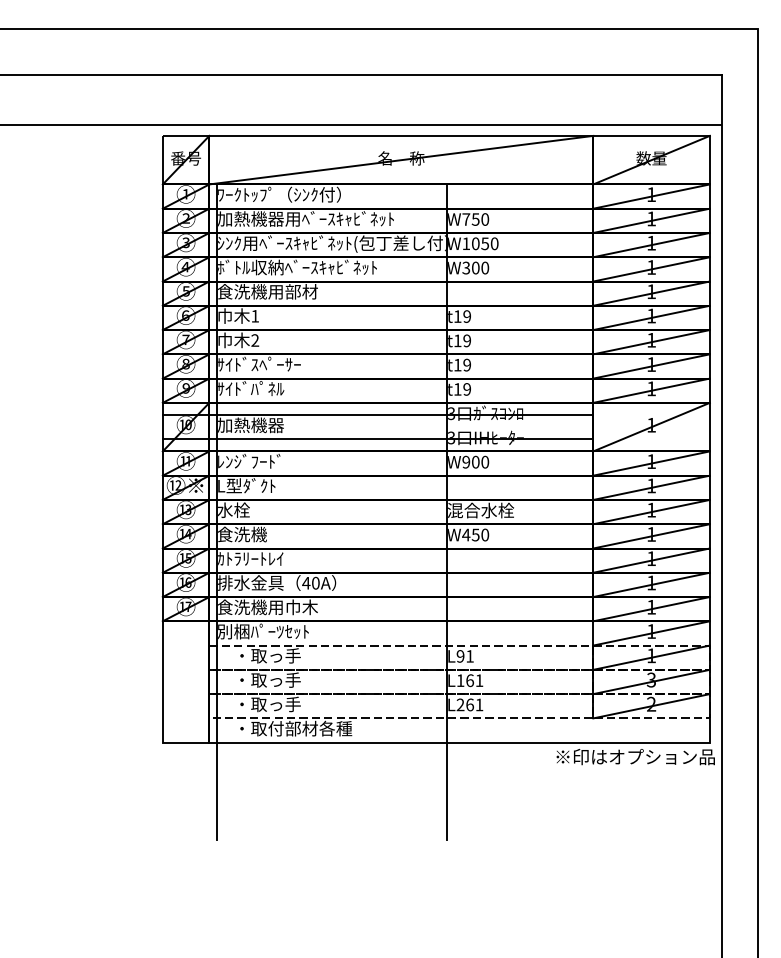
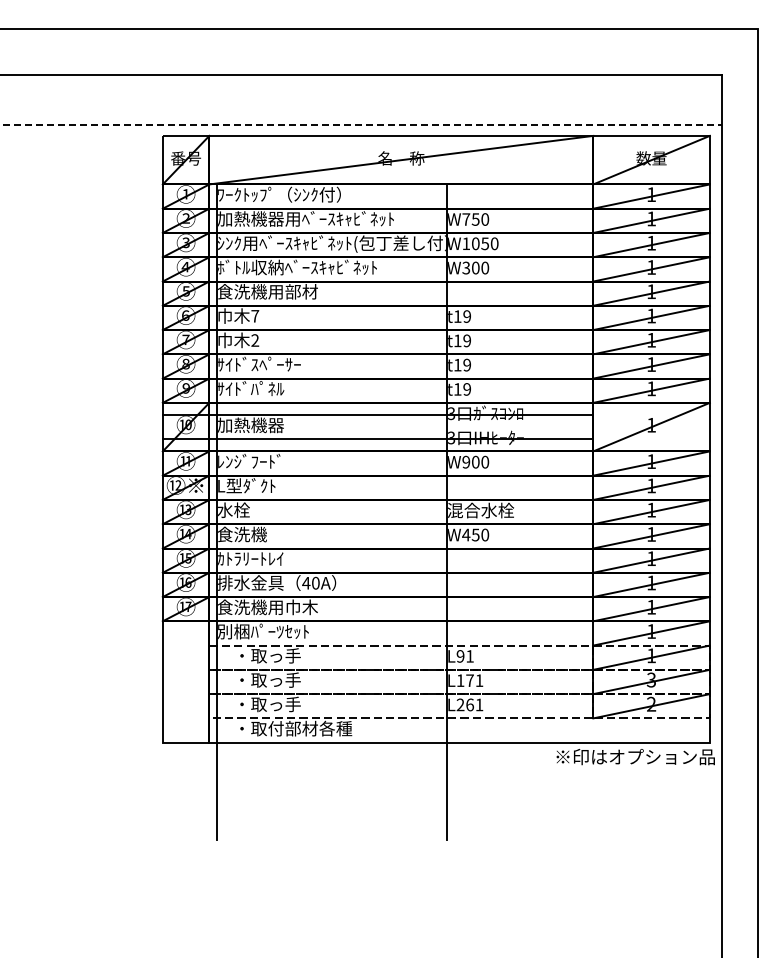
line: solid -> dashed (360, 124)
text: 1 -> 7 (255, 316)
text: L161 -> L171 (469, 680)
